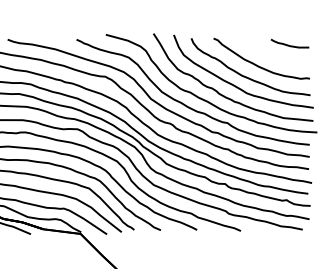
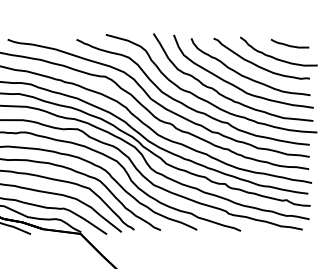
curve: none -> present (275, 57)
